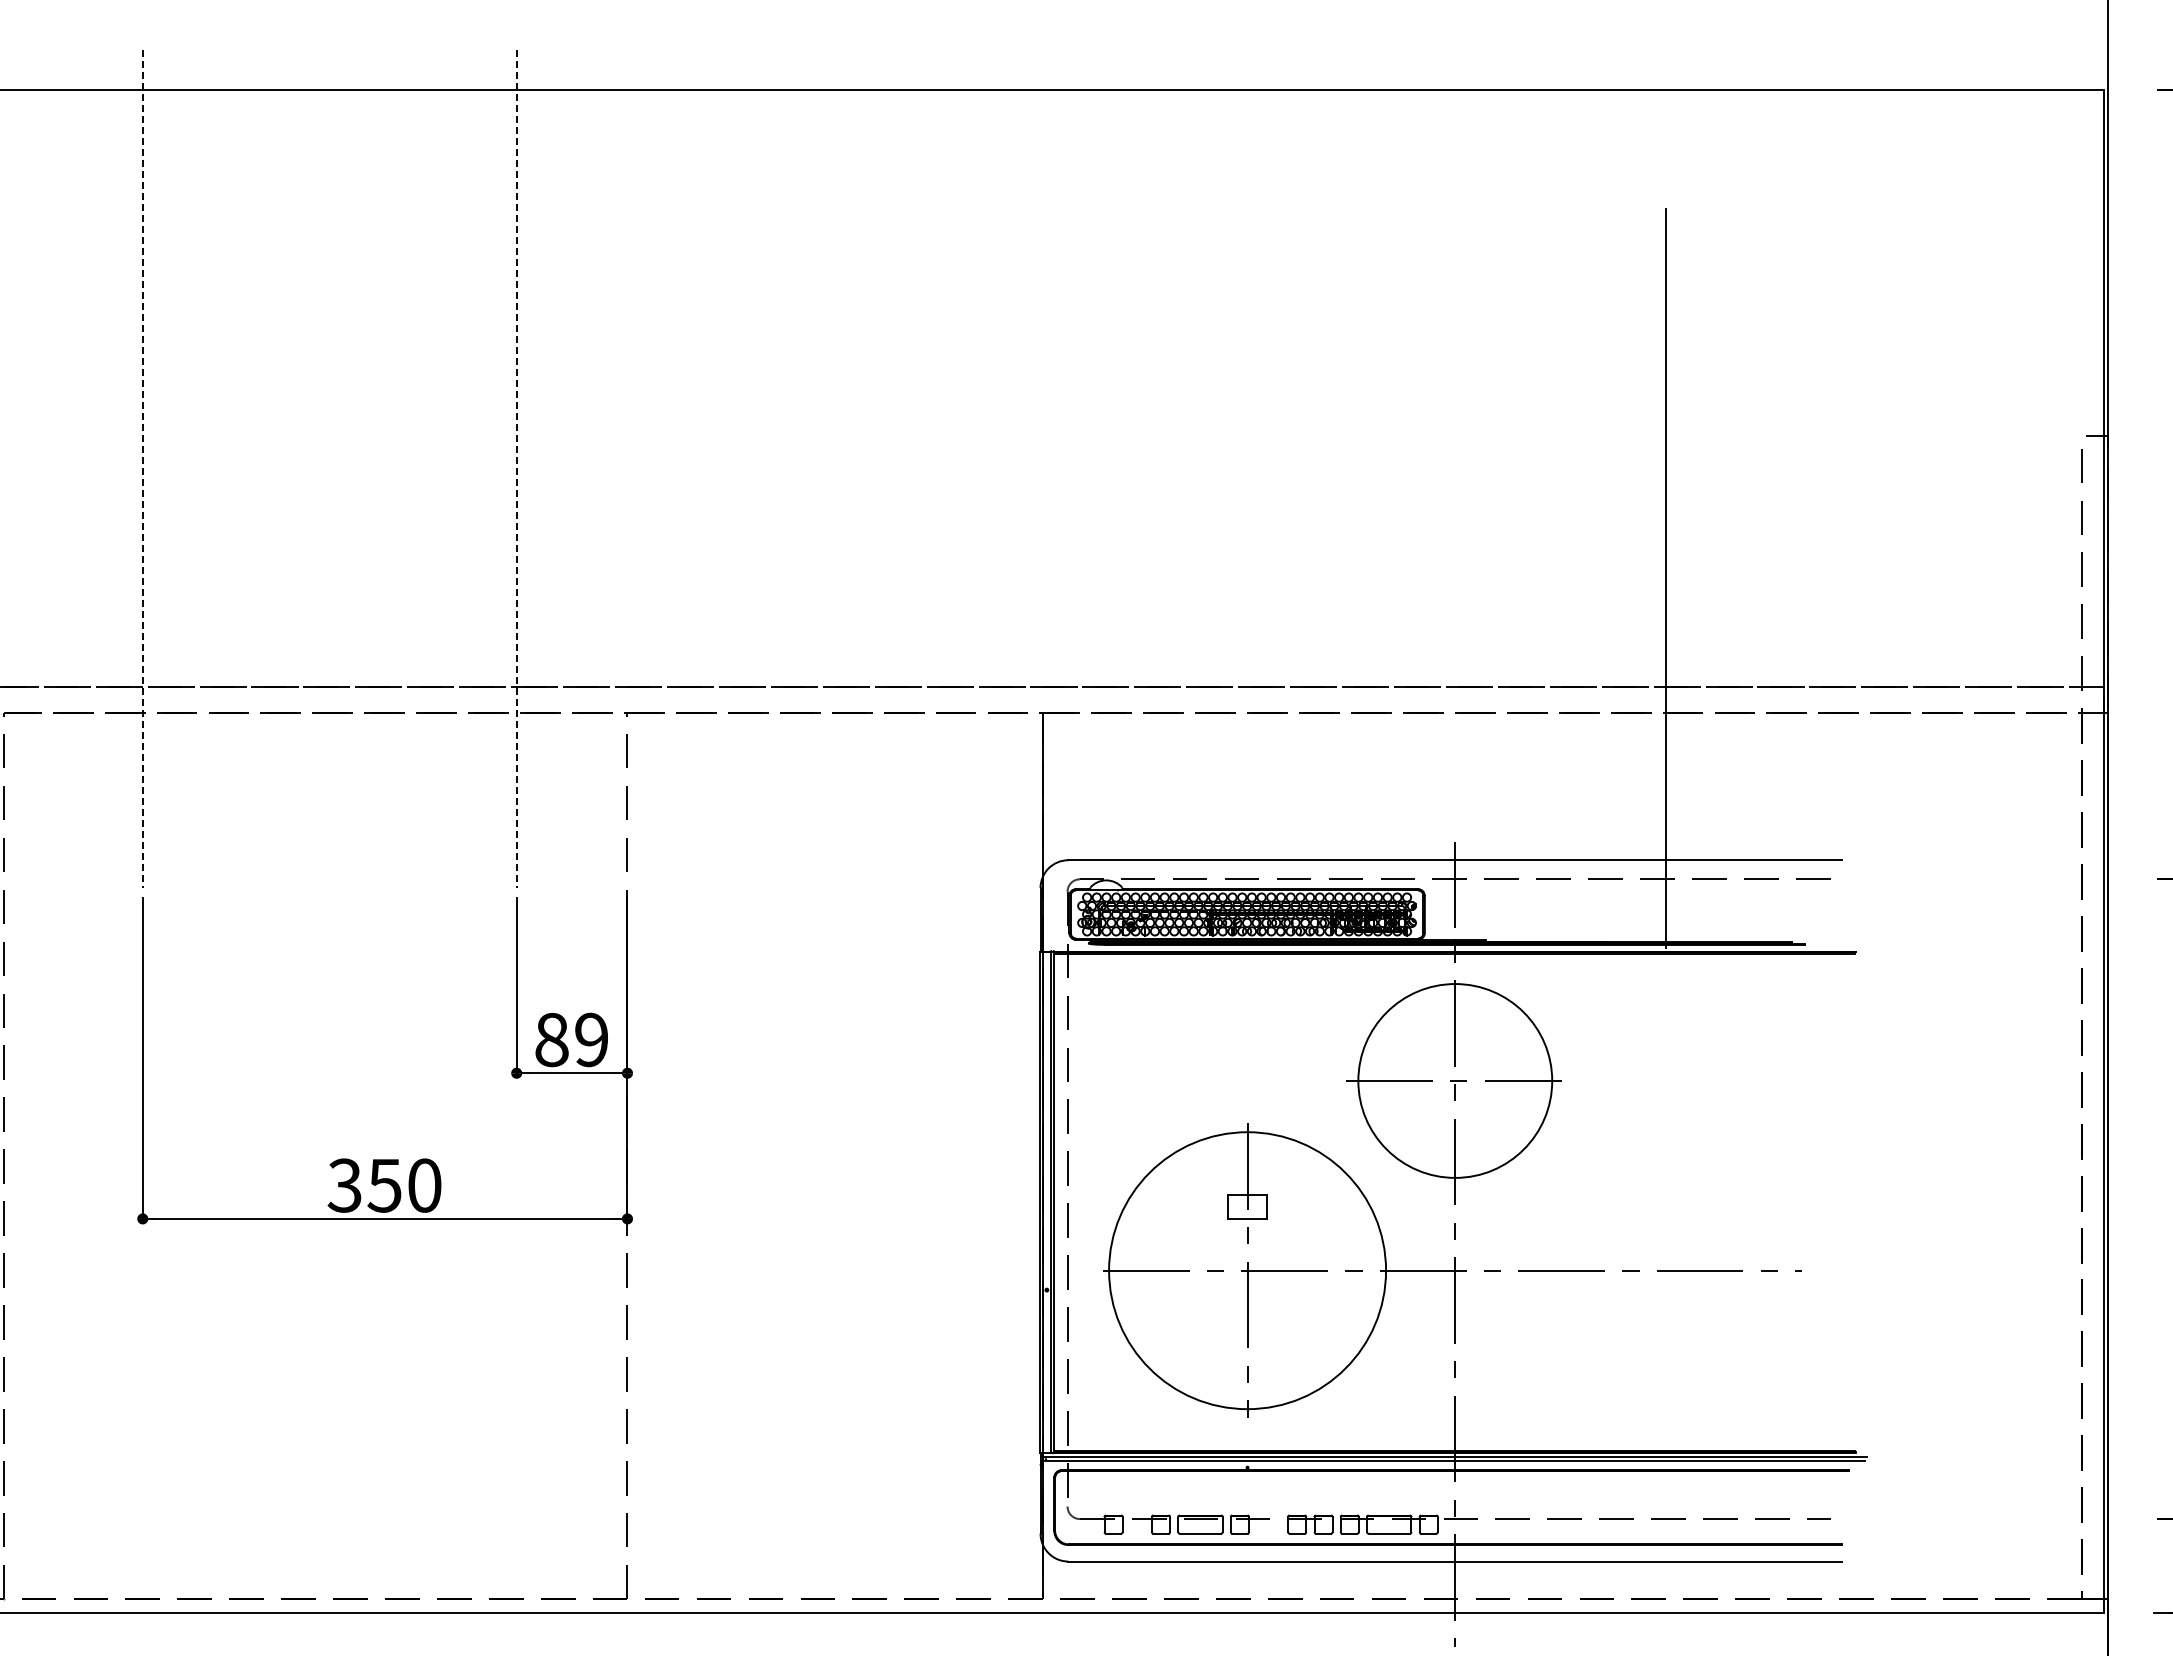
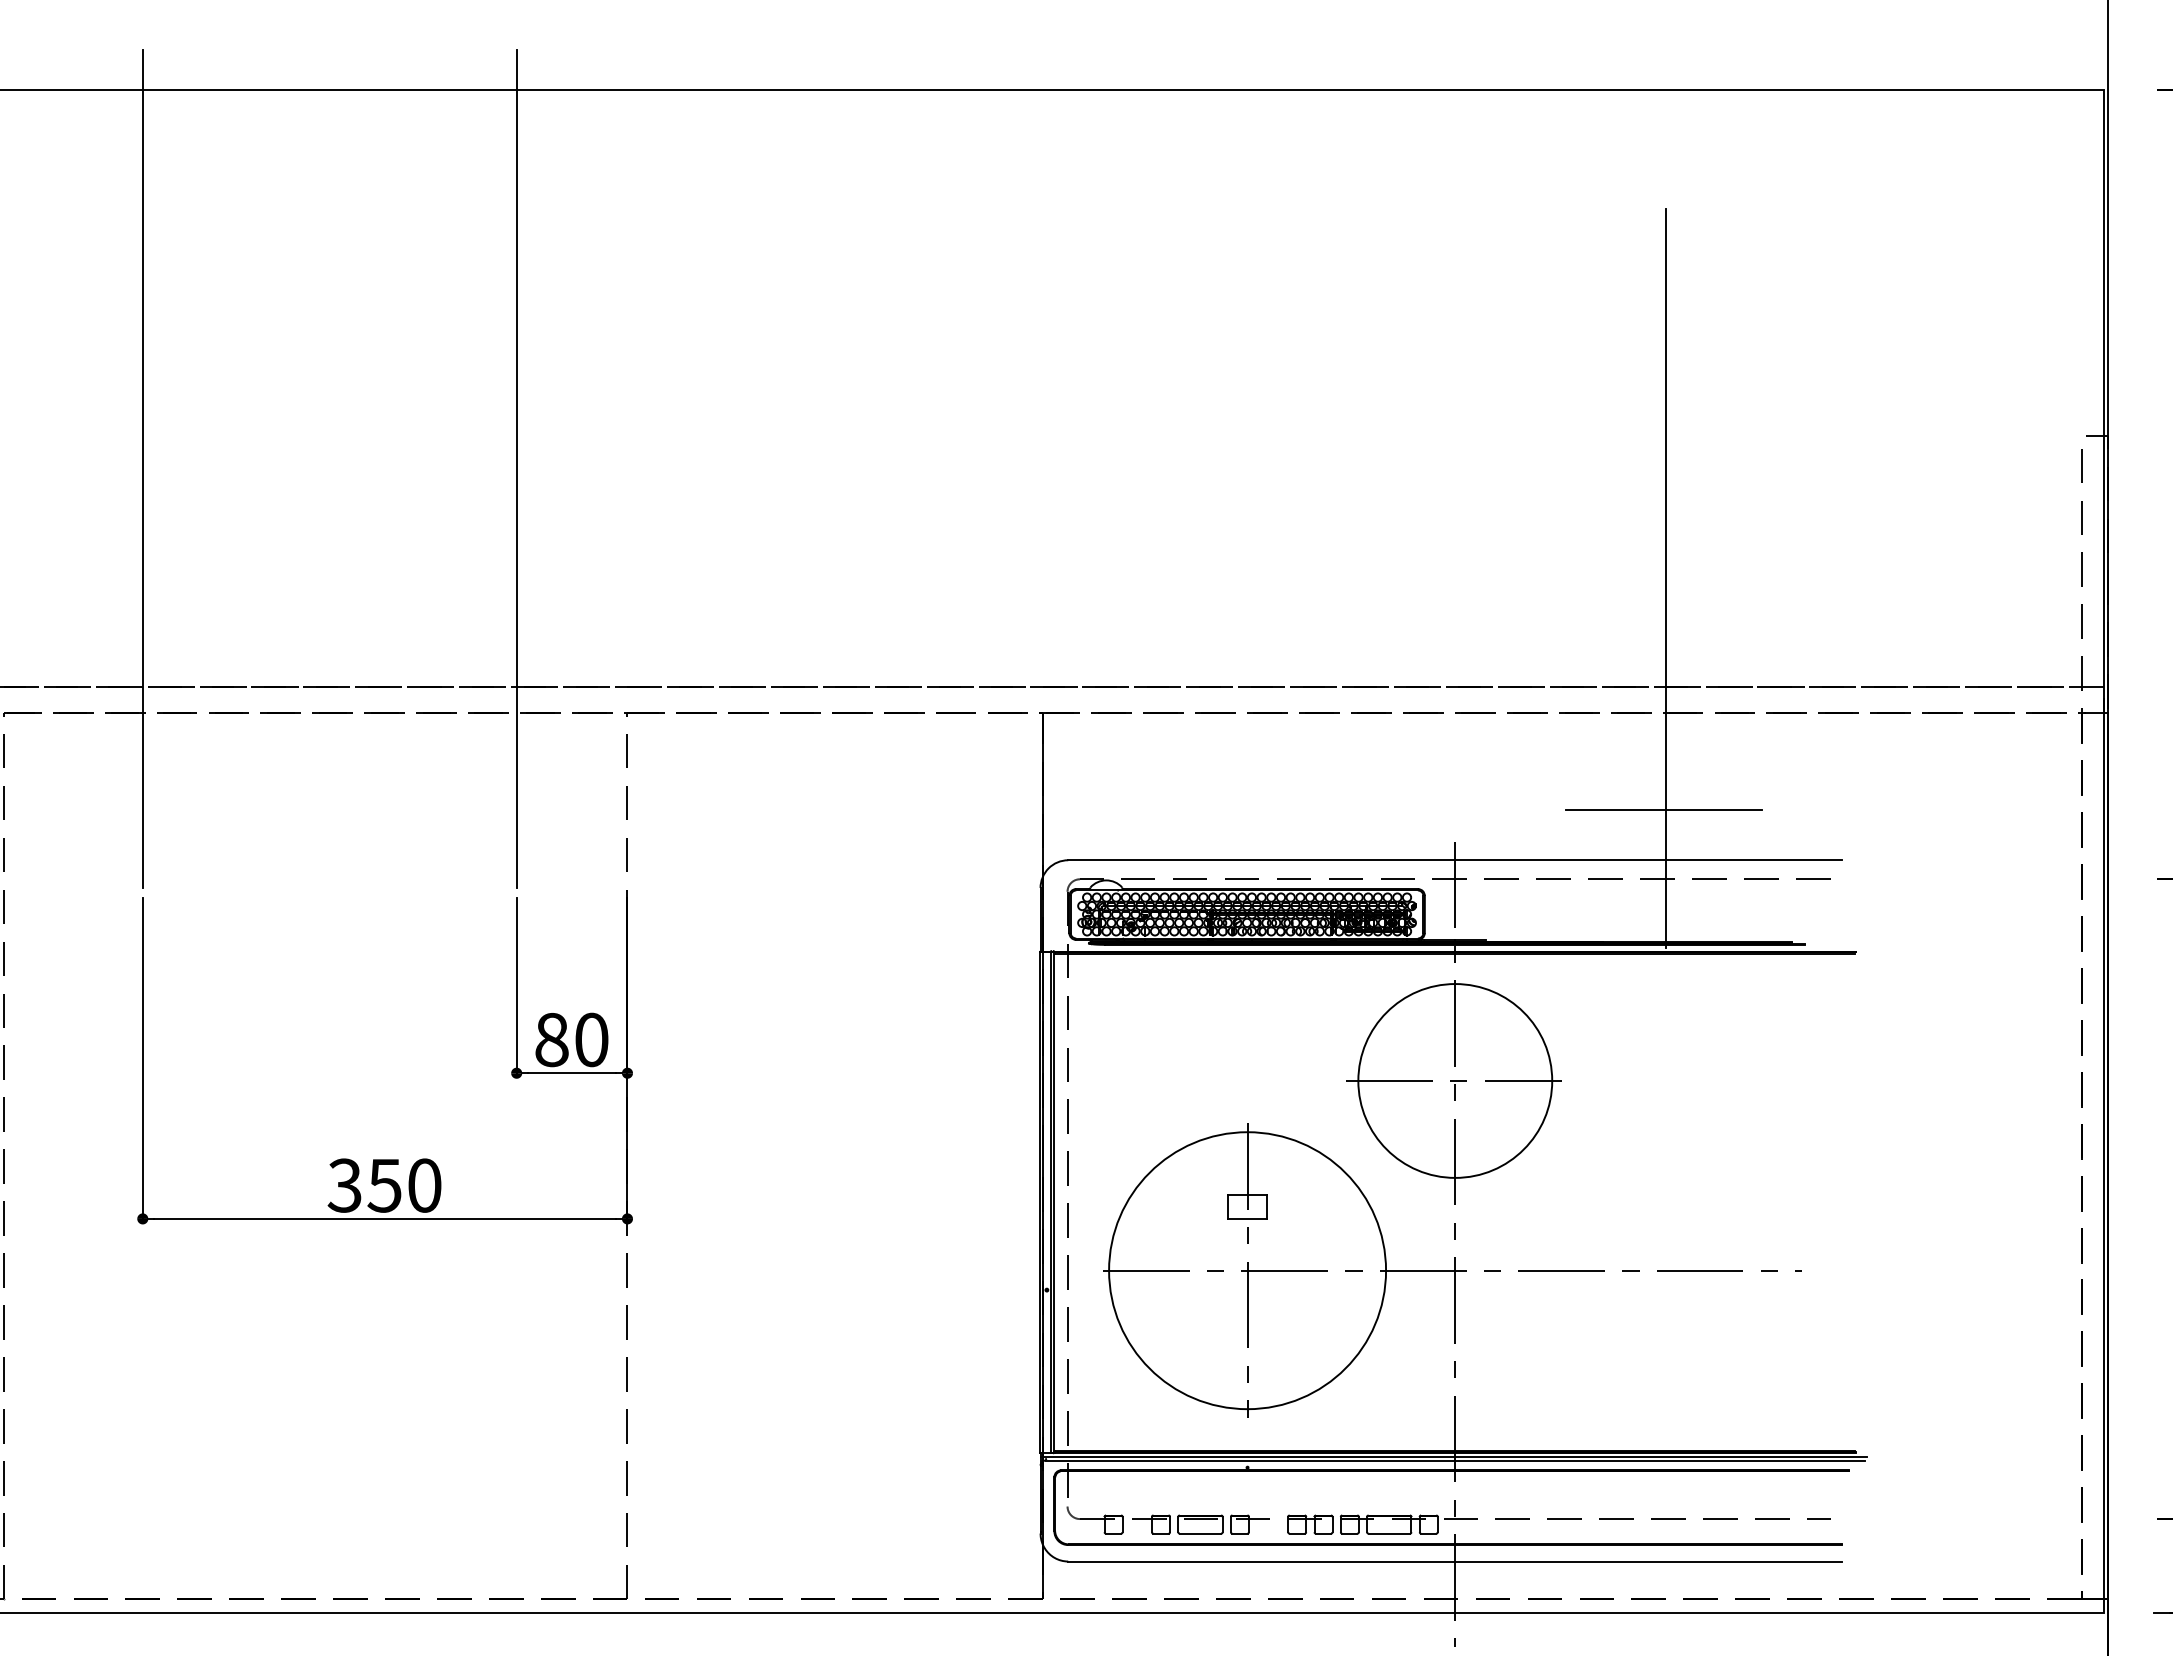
line: dashed -> solid (142, 468)
line: dashed -> solid (516, 468)
line: none -> present (1663, 810)
text: 89 -> 80 (591, 1039)
